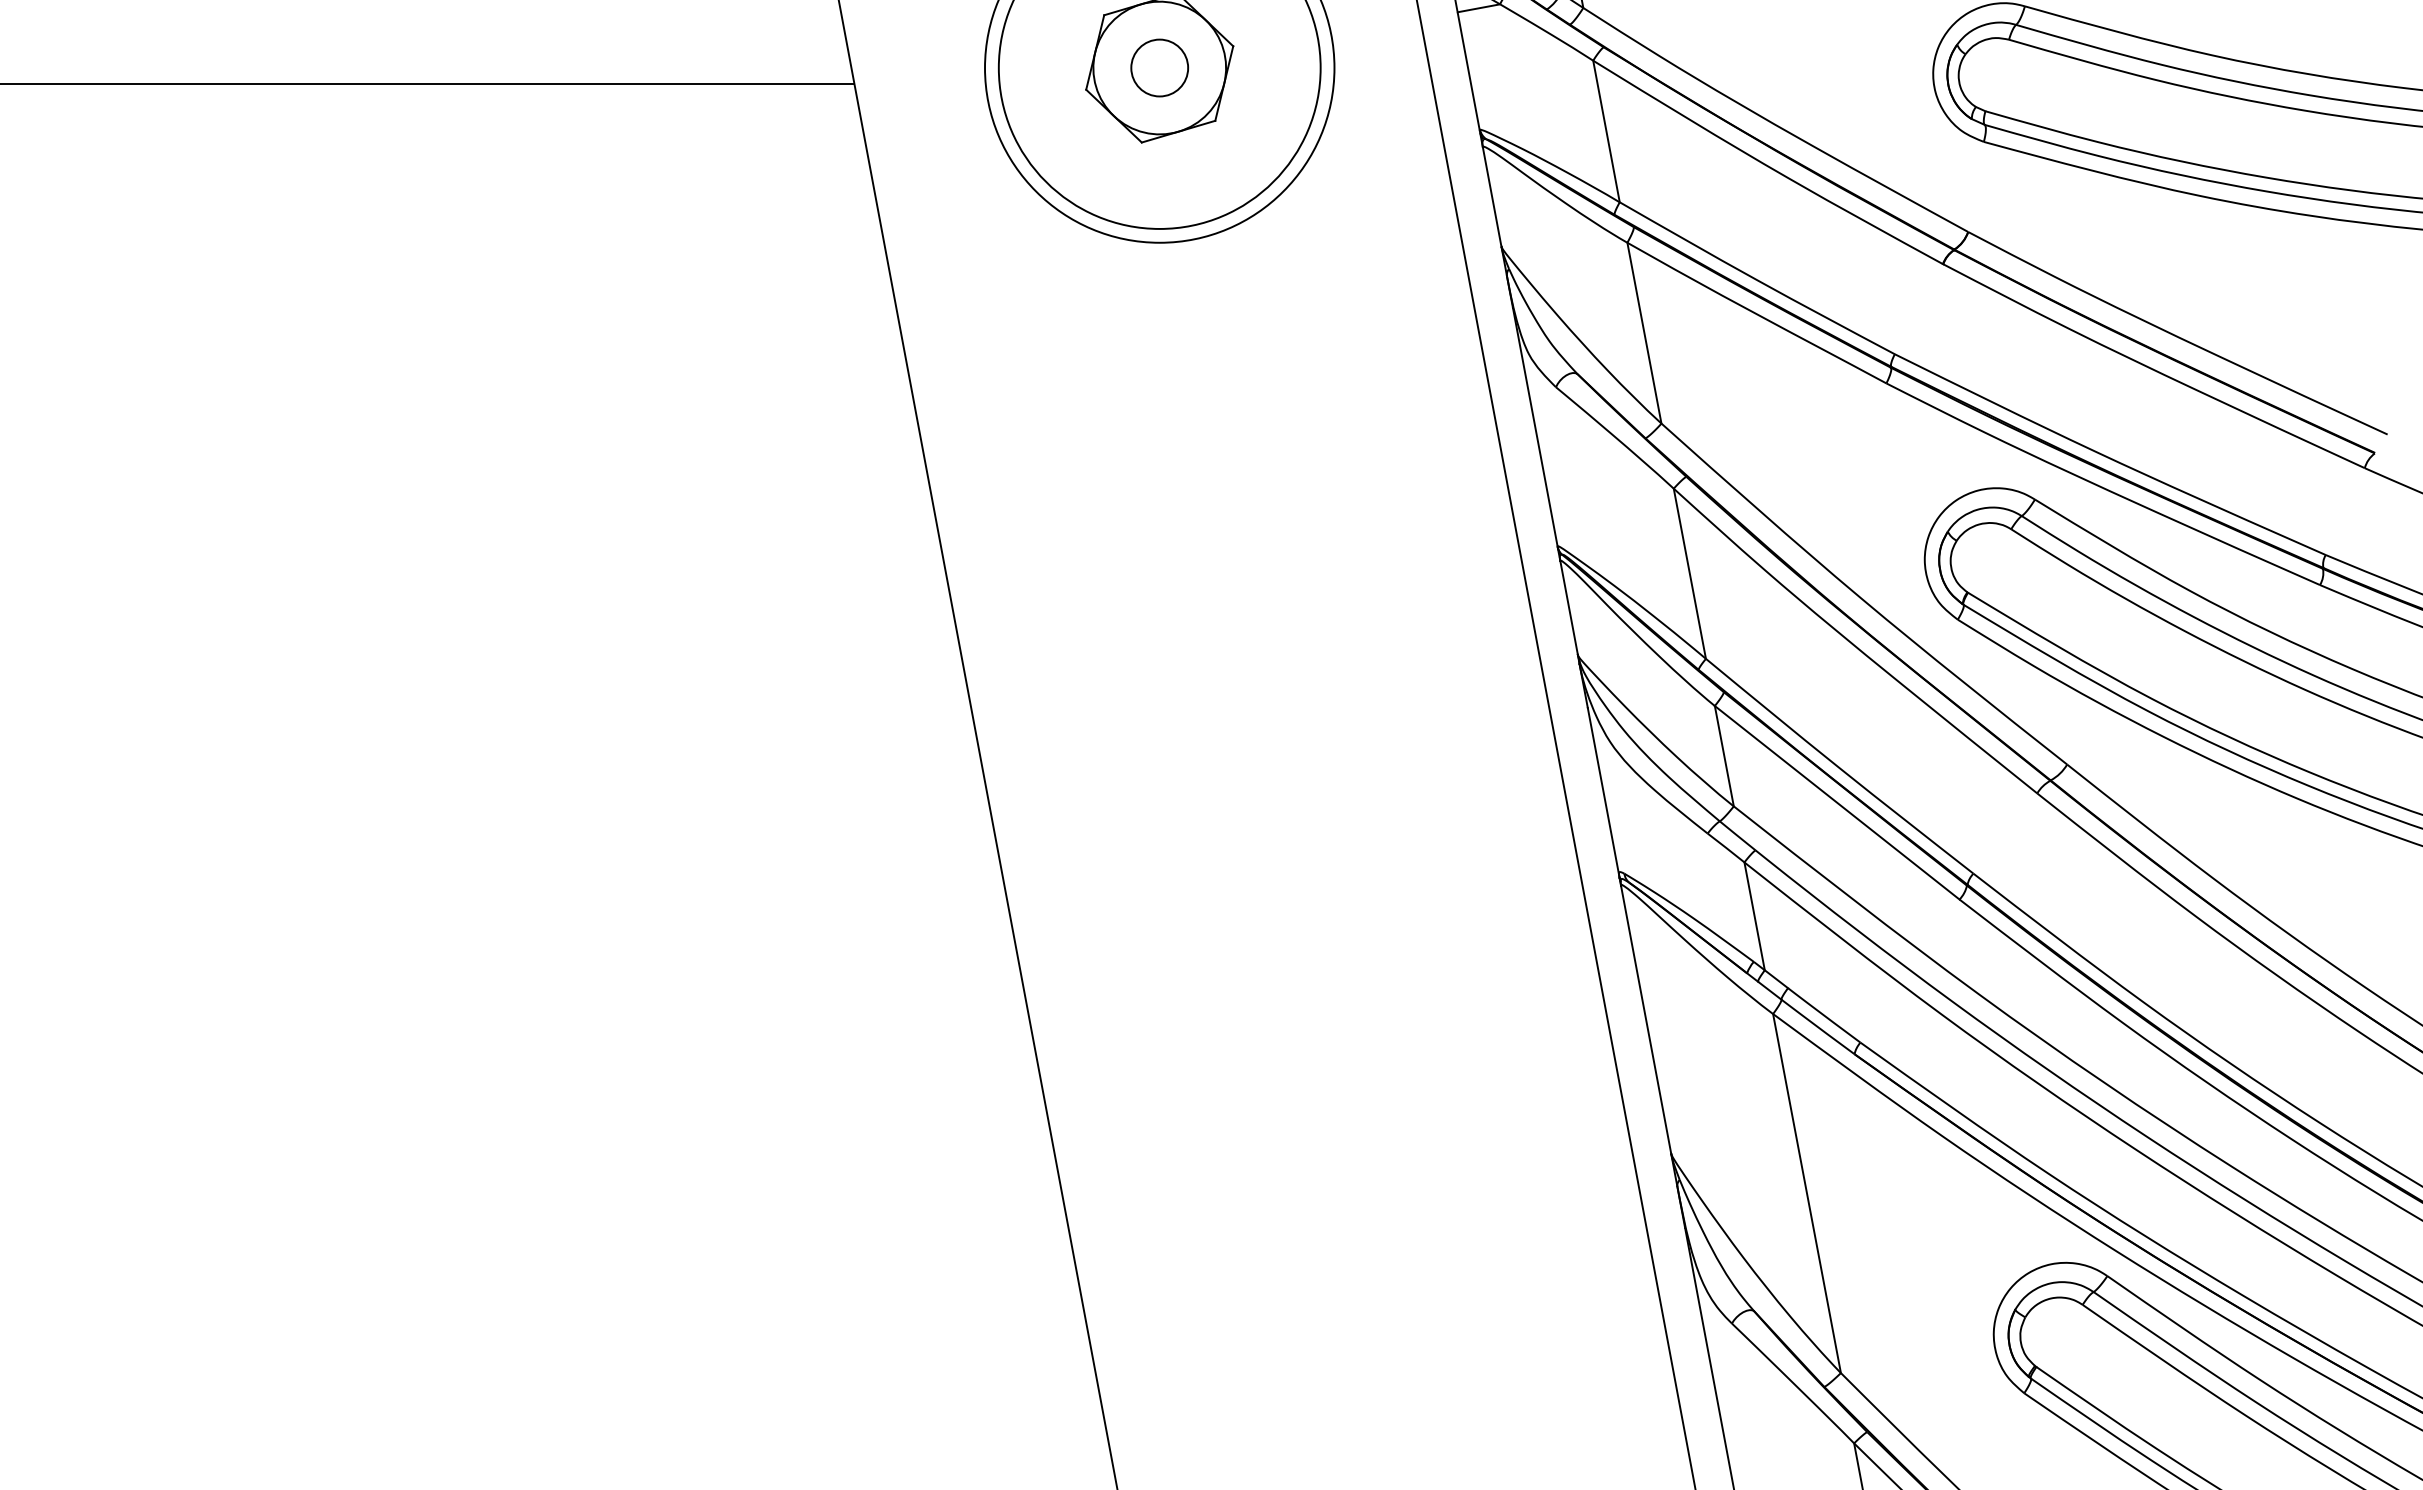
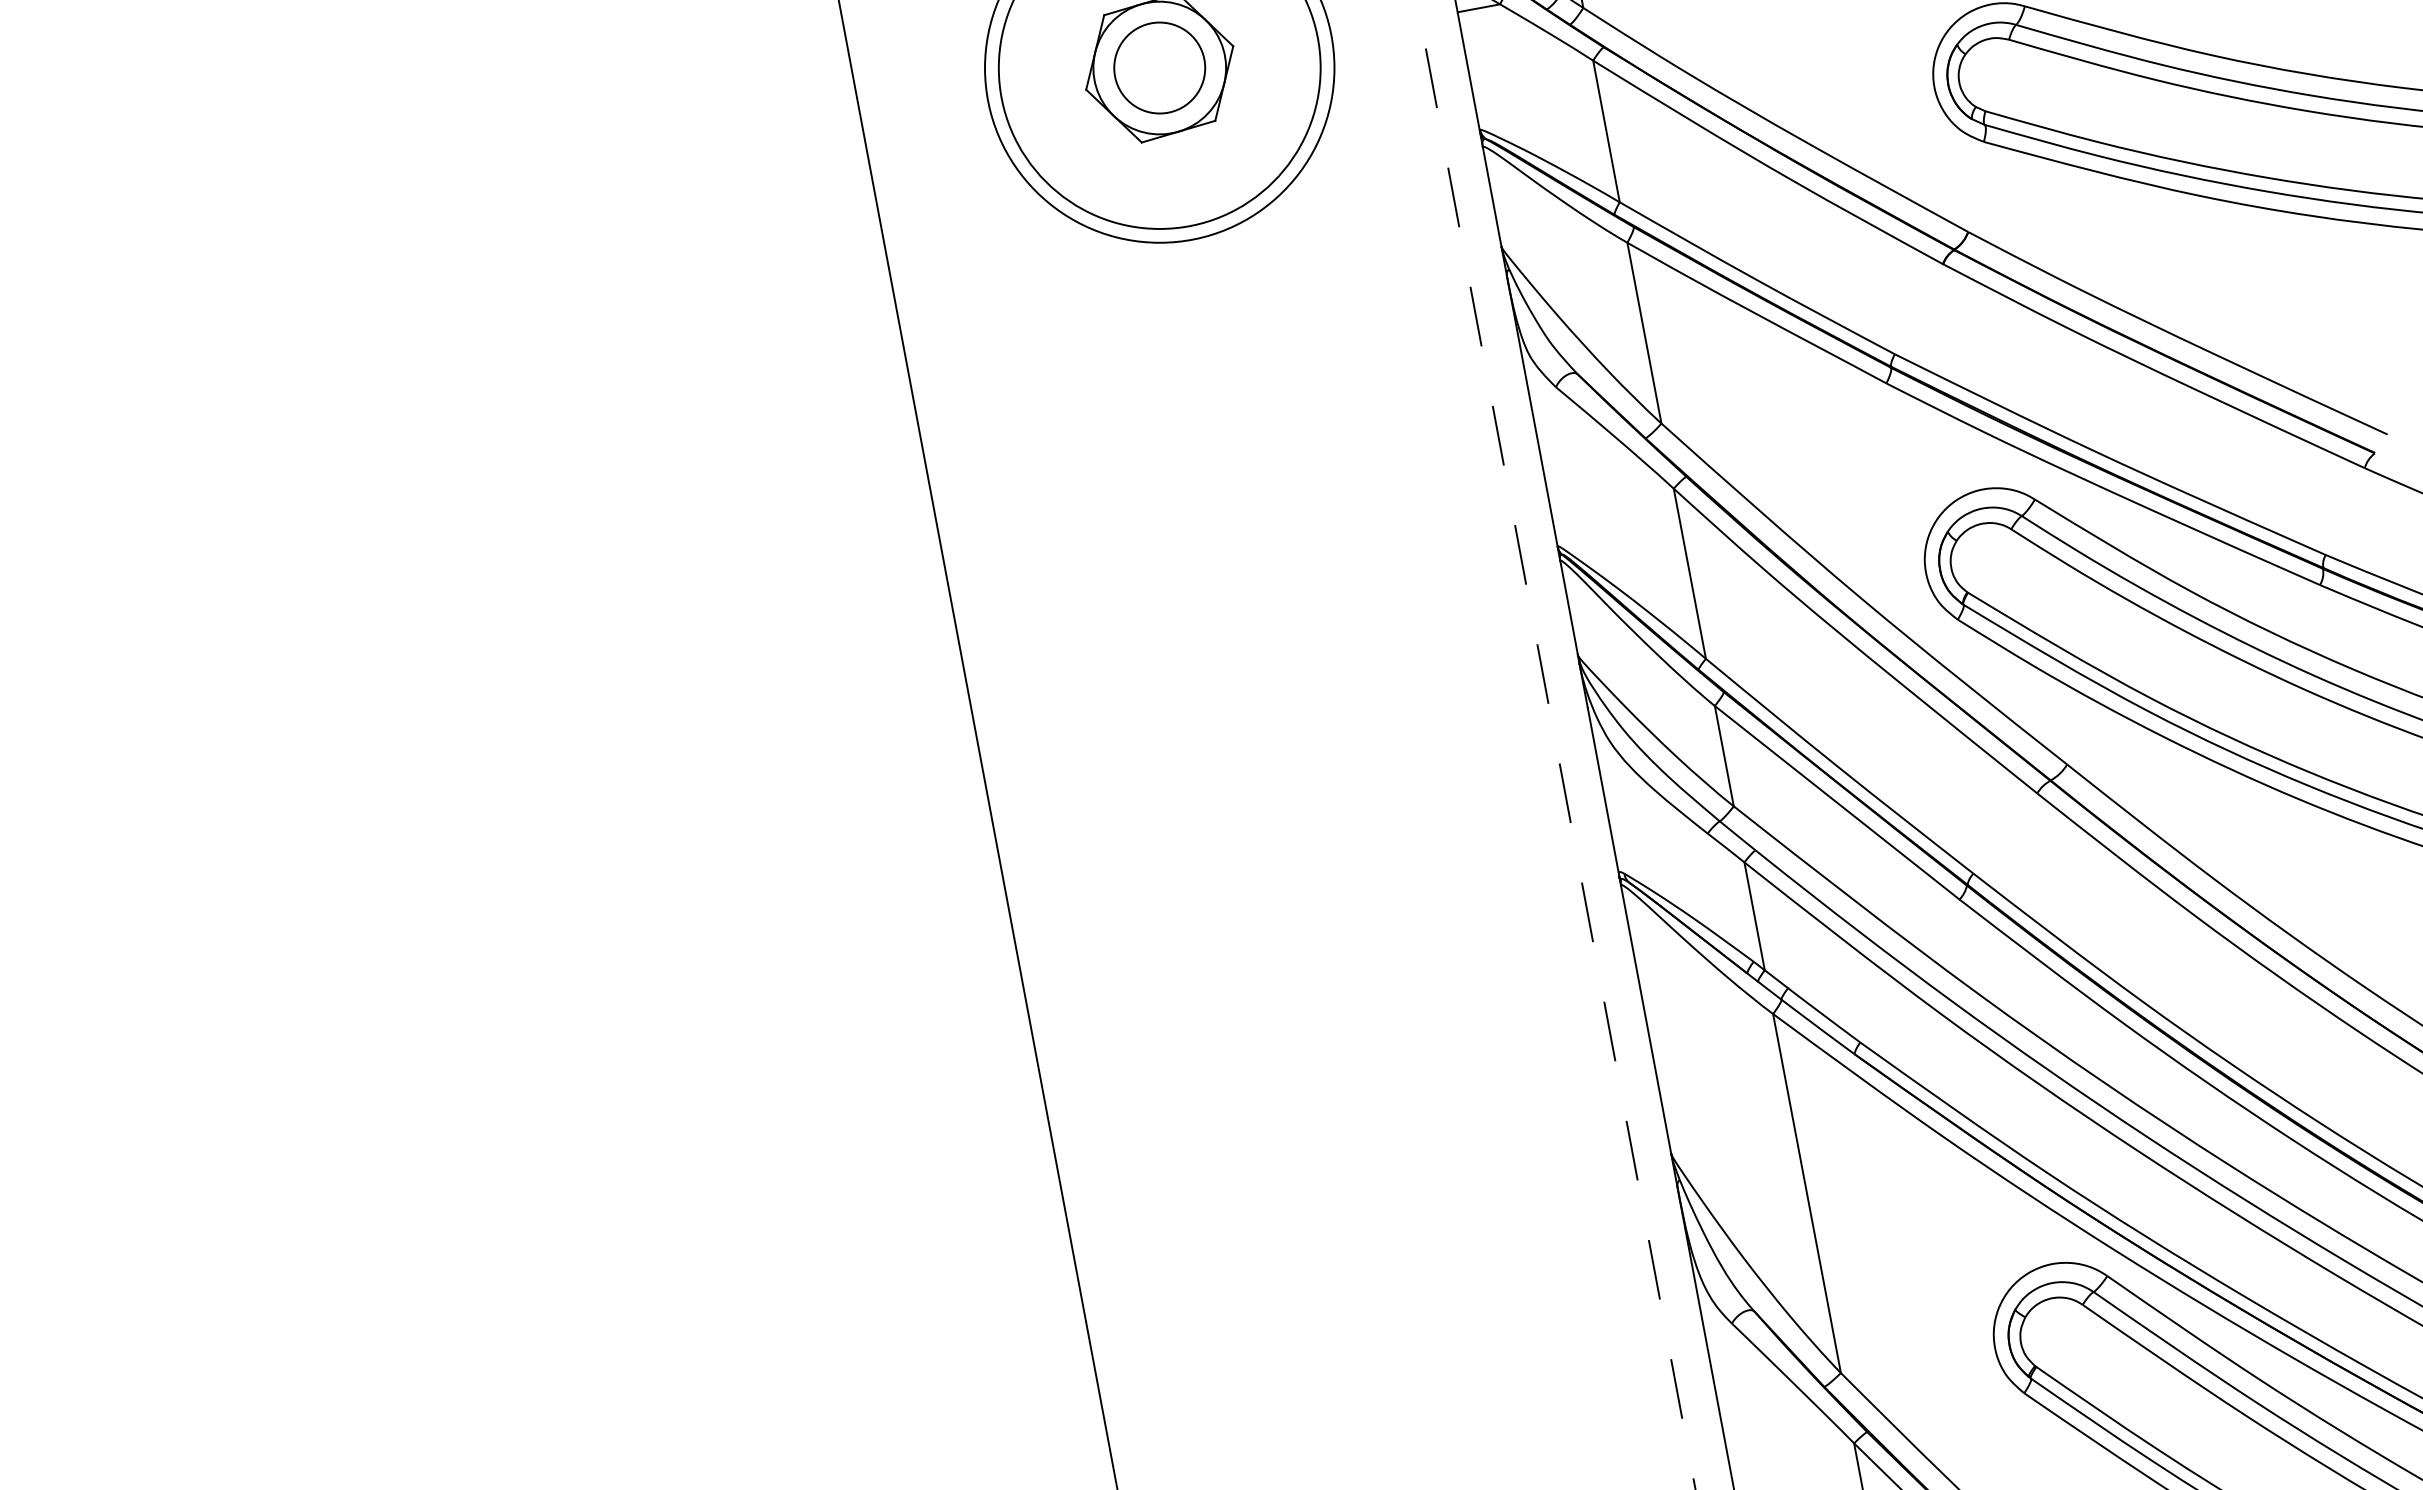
circle diameter: 57 px -> 91 px (1159, 67)
line: present -> none (428, 84)
line: solid -> dashed (1556, 745)
